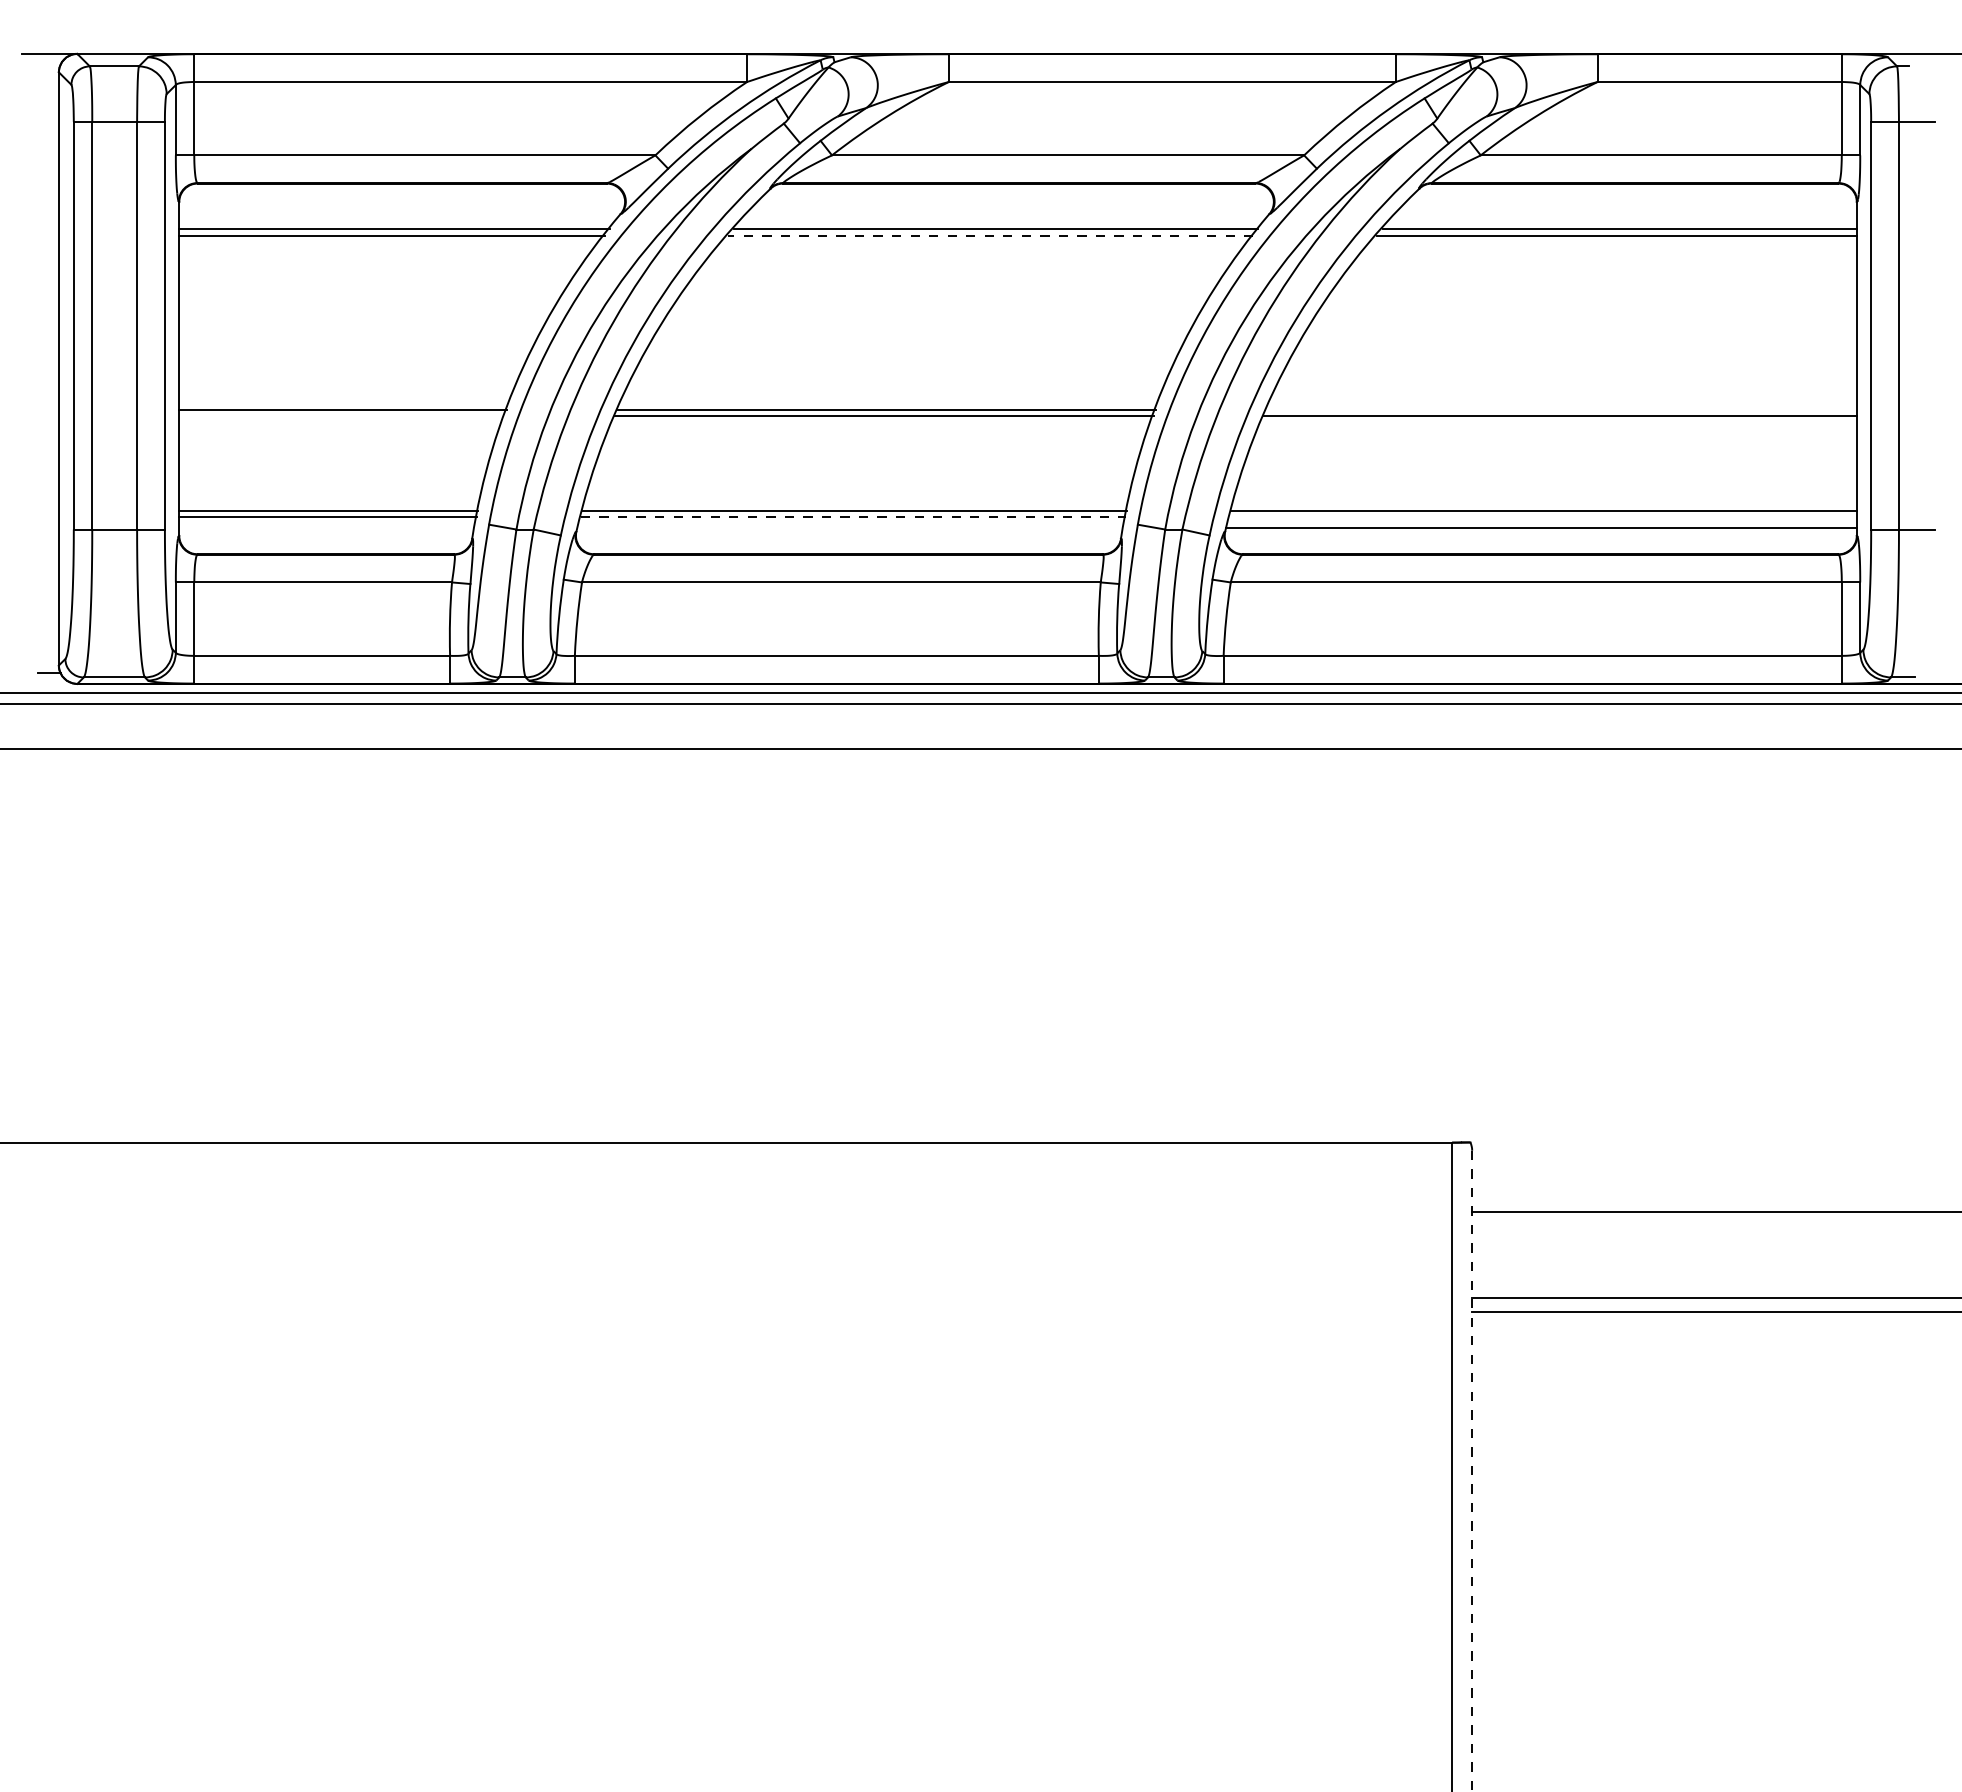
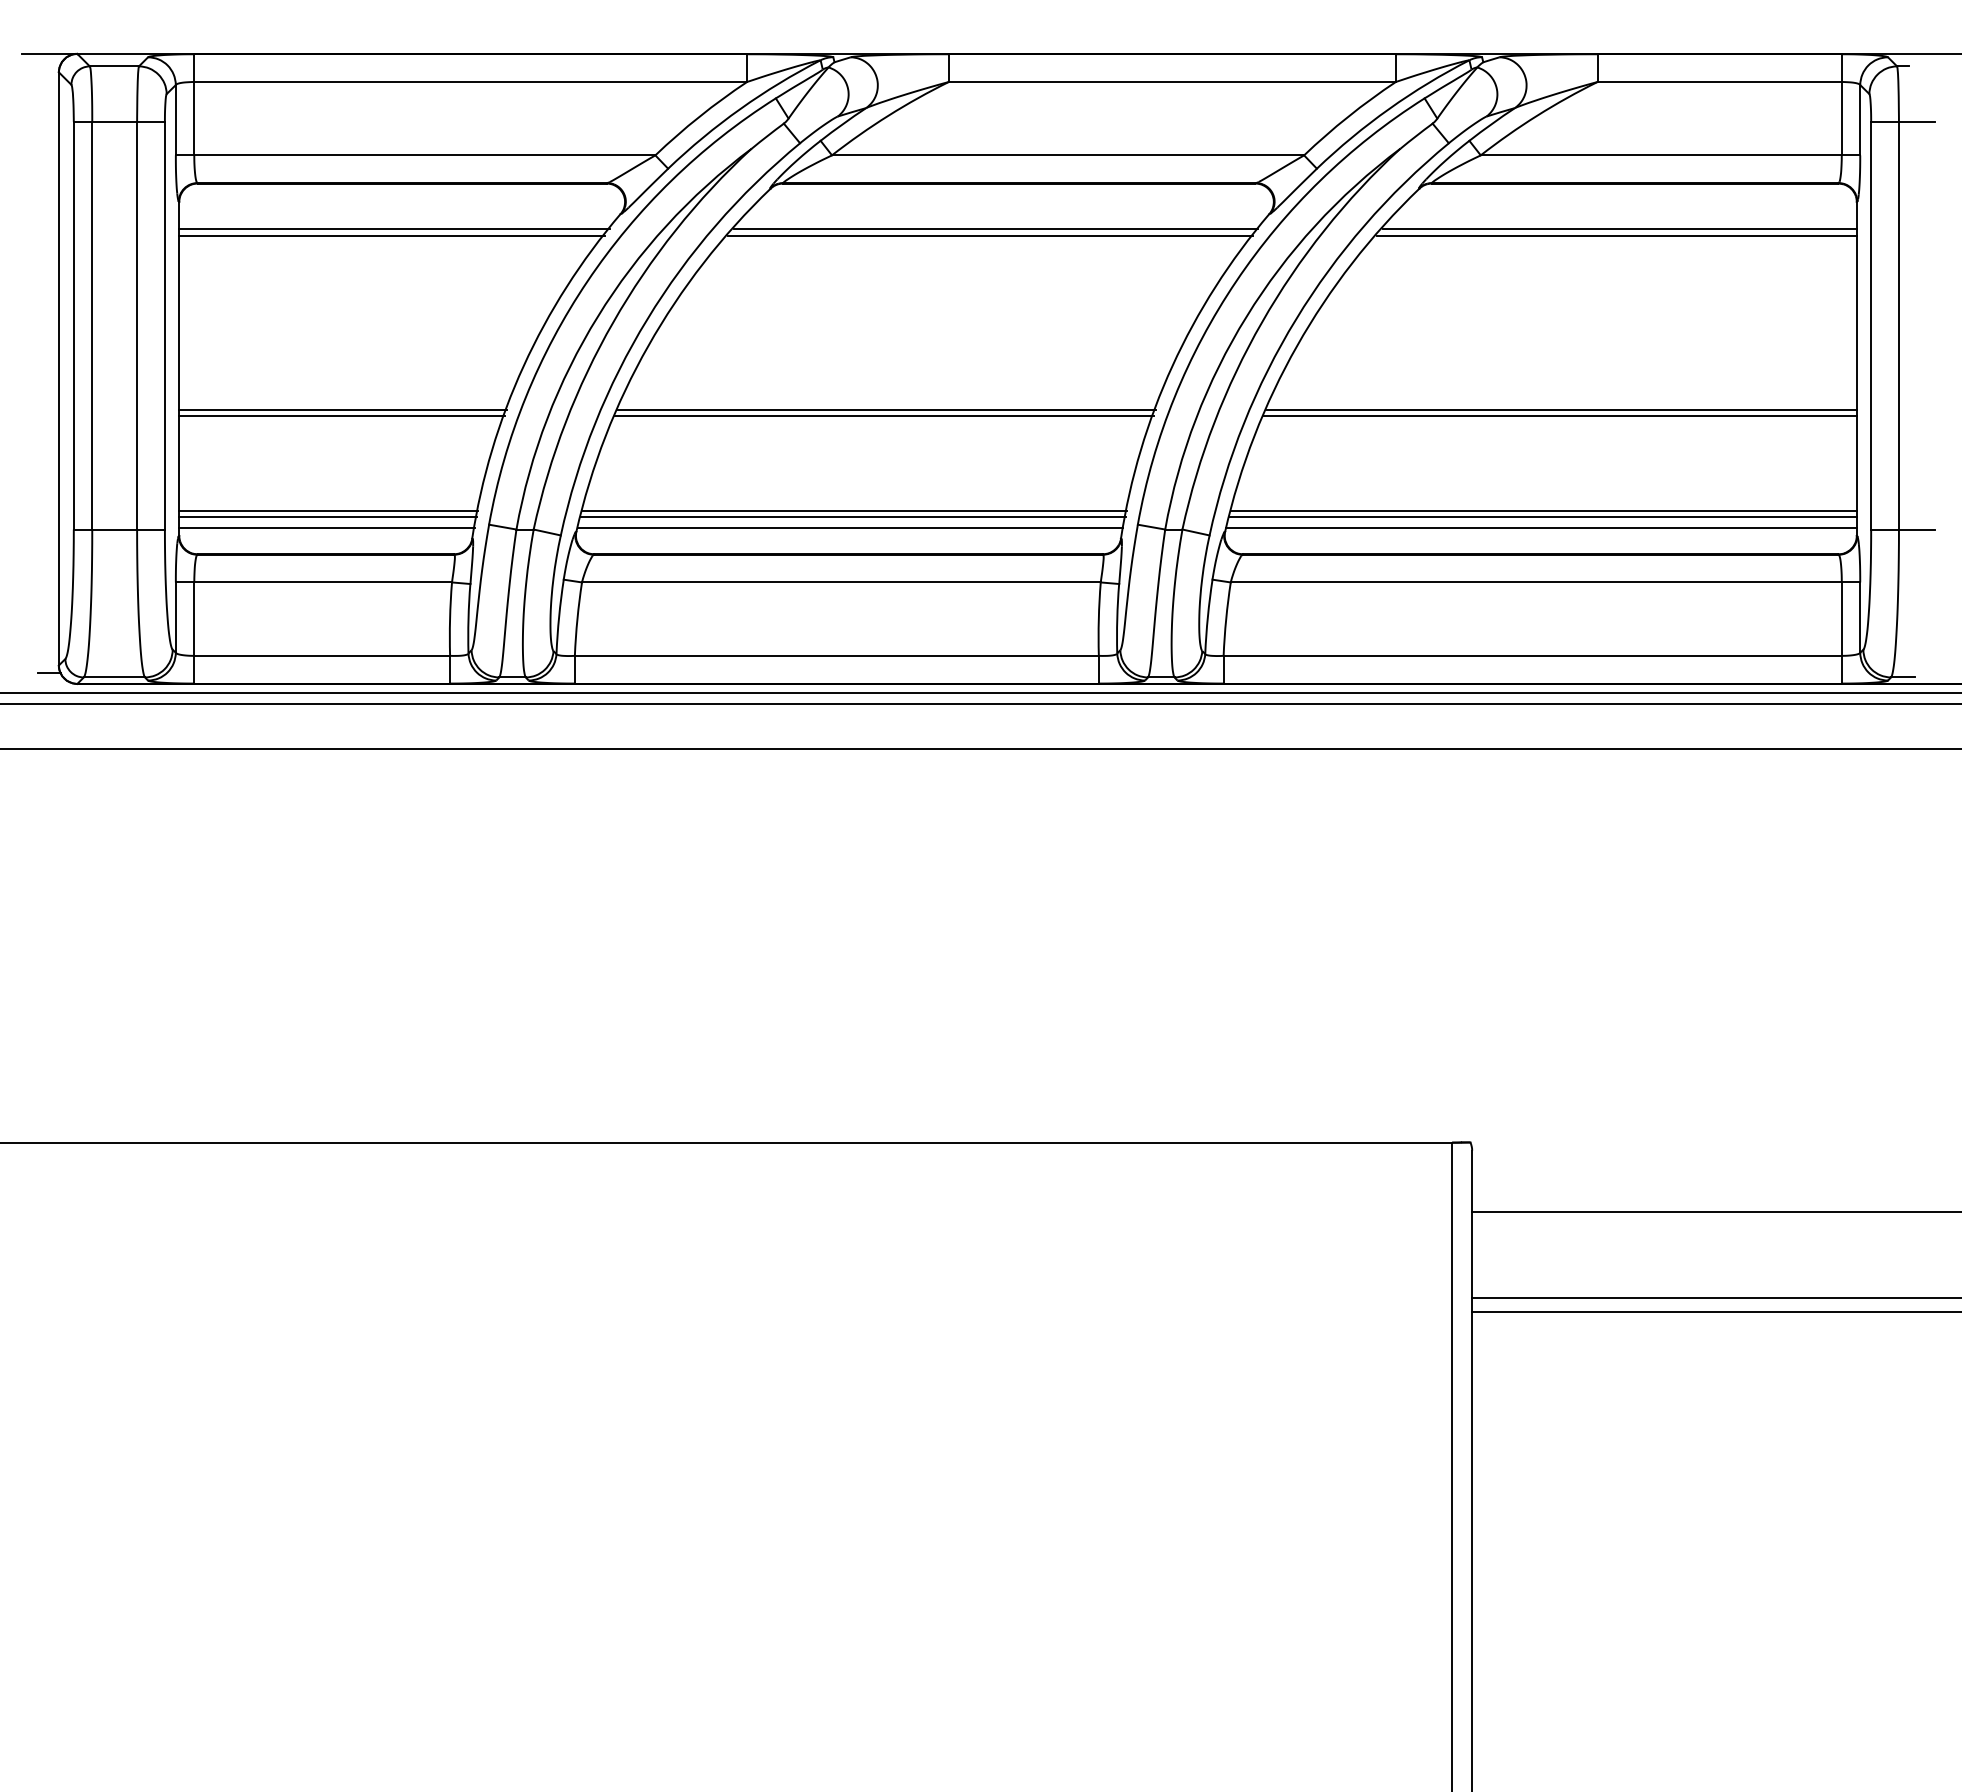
line: dashed -> solid (990, 235)
line: none -> present (1561, 409)
line: none -> present (341, 416)
line: dashed -> solid (853, 517)
line: none -> present (1542, 517)
line: none -> present (326, 527)
line: none -> present (850, 527)
line: dashed -> solid (1472, 1471)
